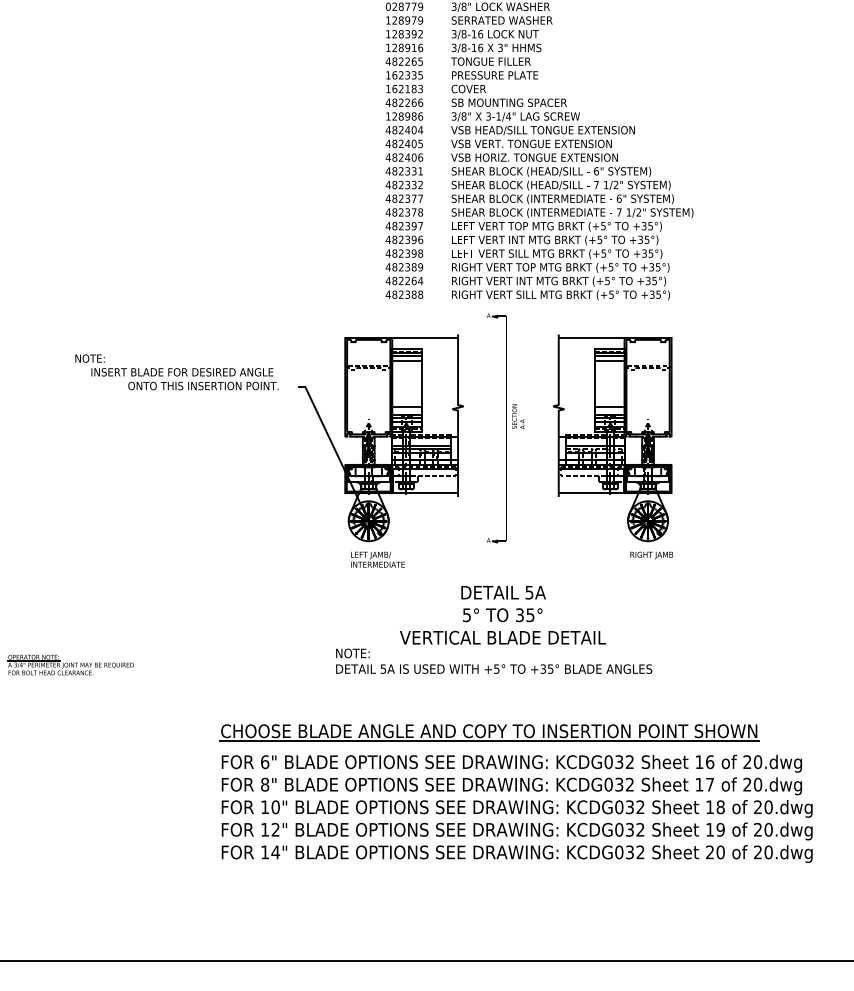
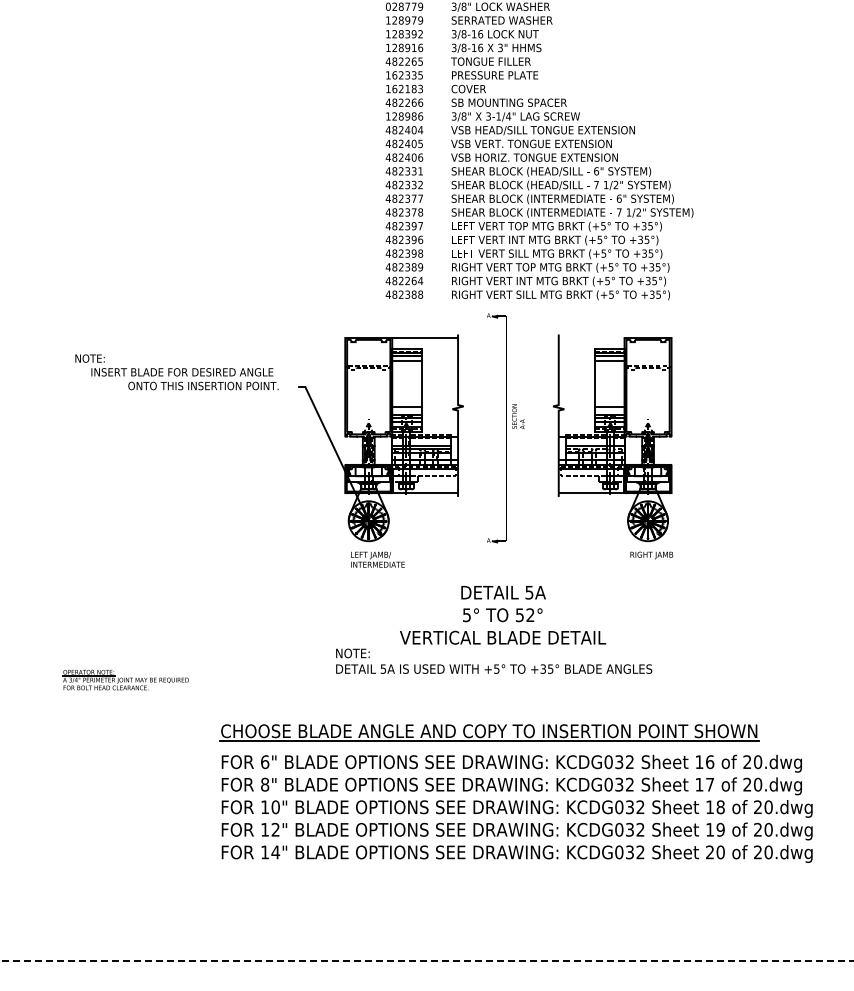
line: present -> none (591, 338)
text: 35° -> 52° (525, 615)
part position: (70, 664) -> (125, 679) (125, 679)
line: solid -> dashed (426, 961)
